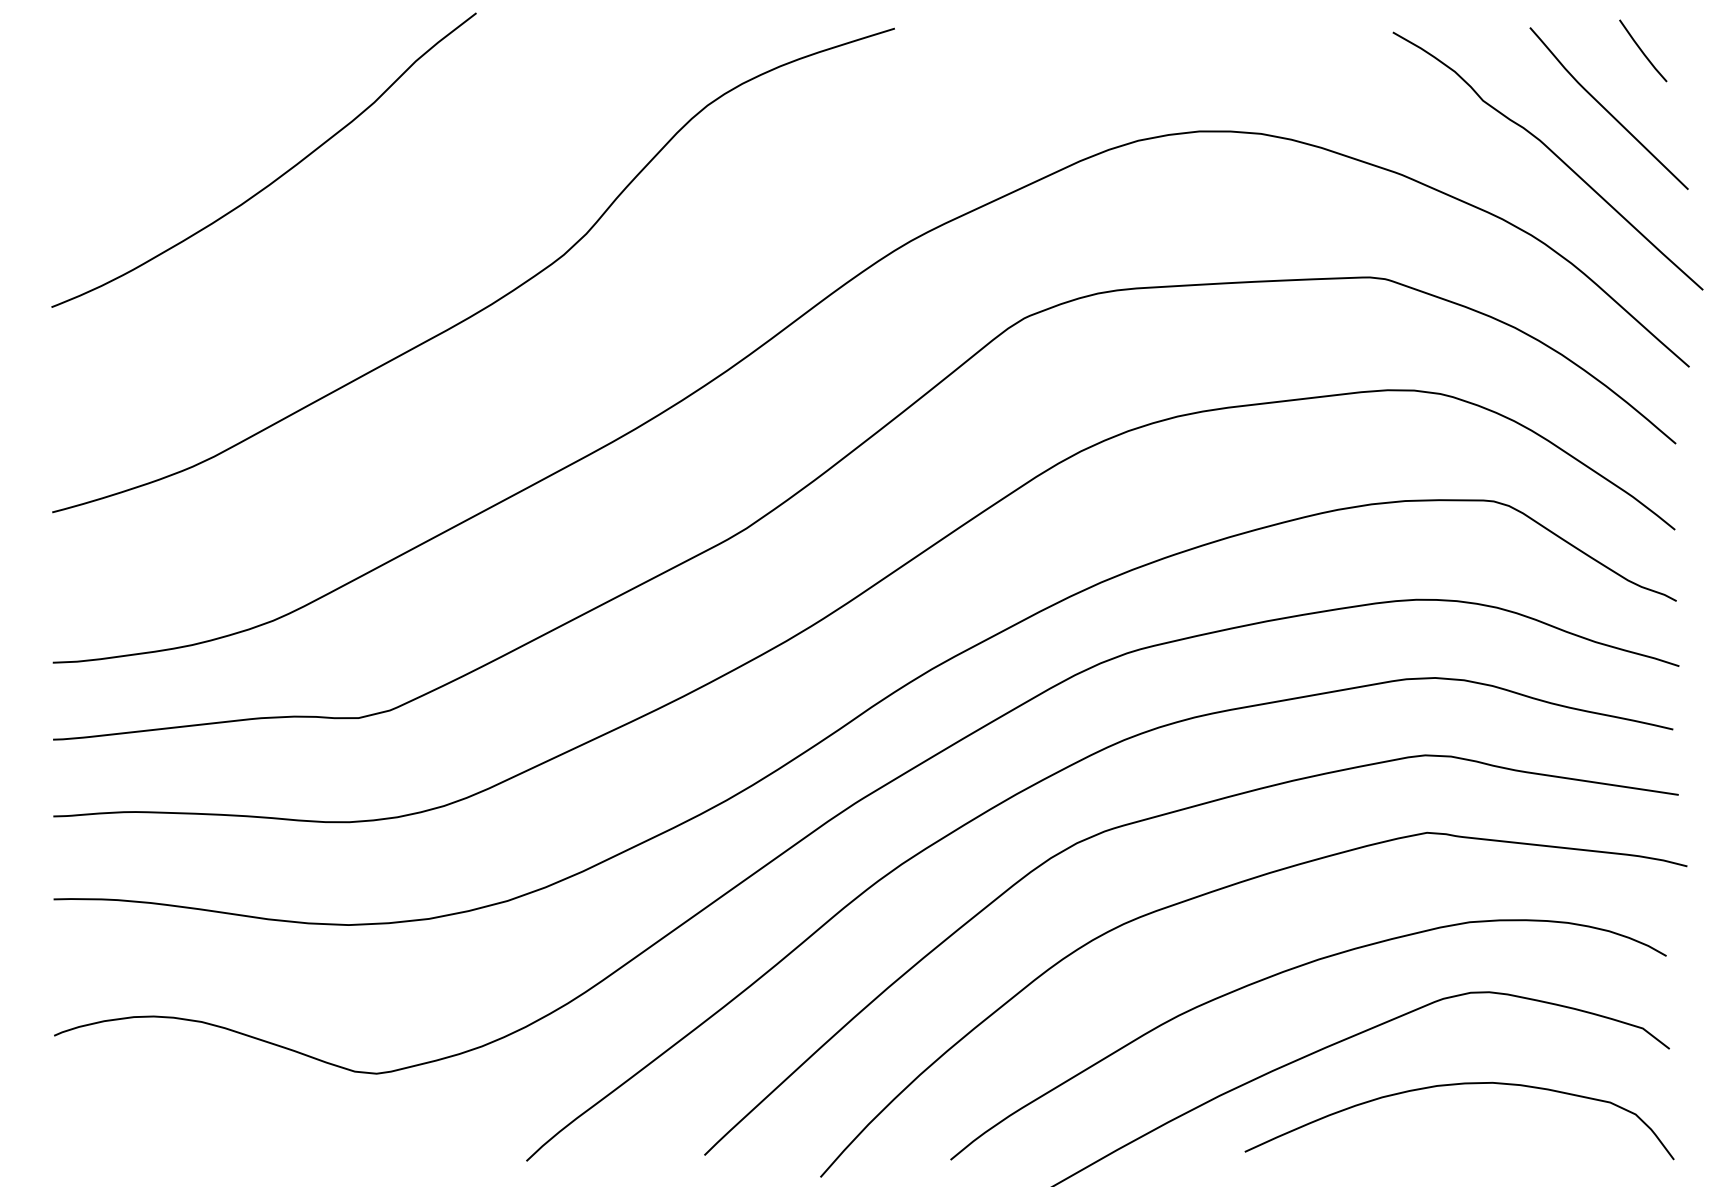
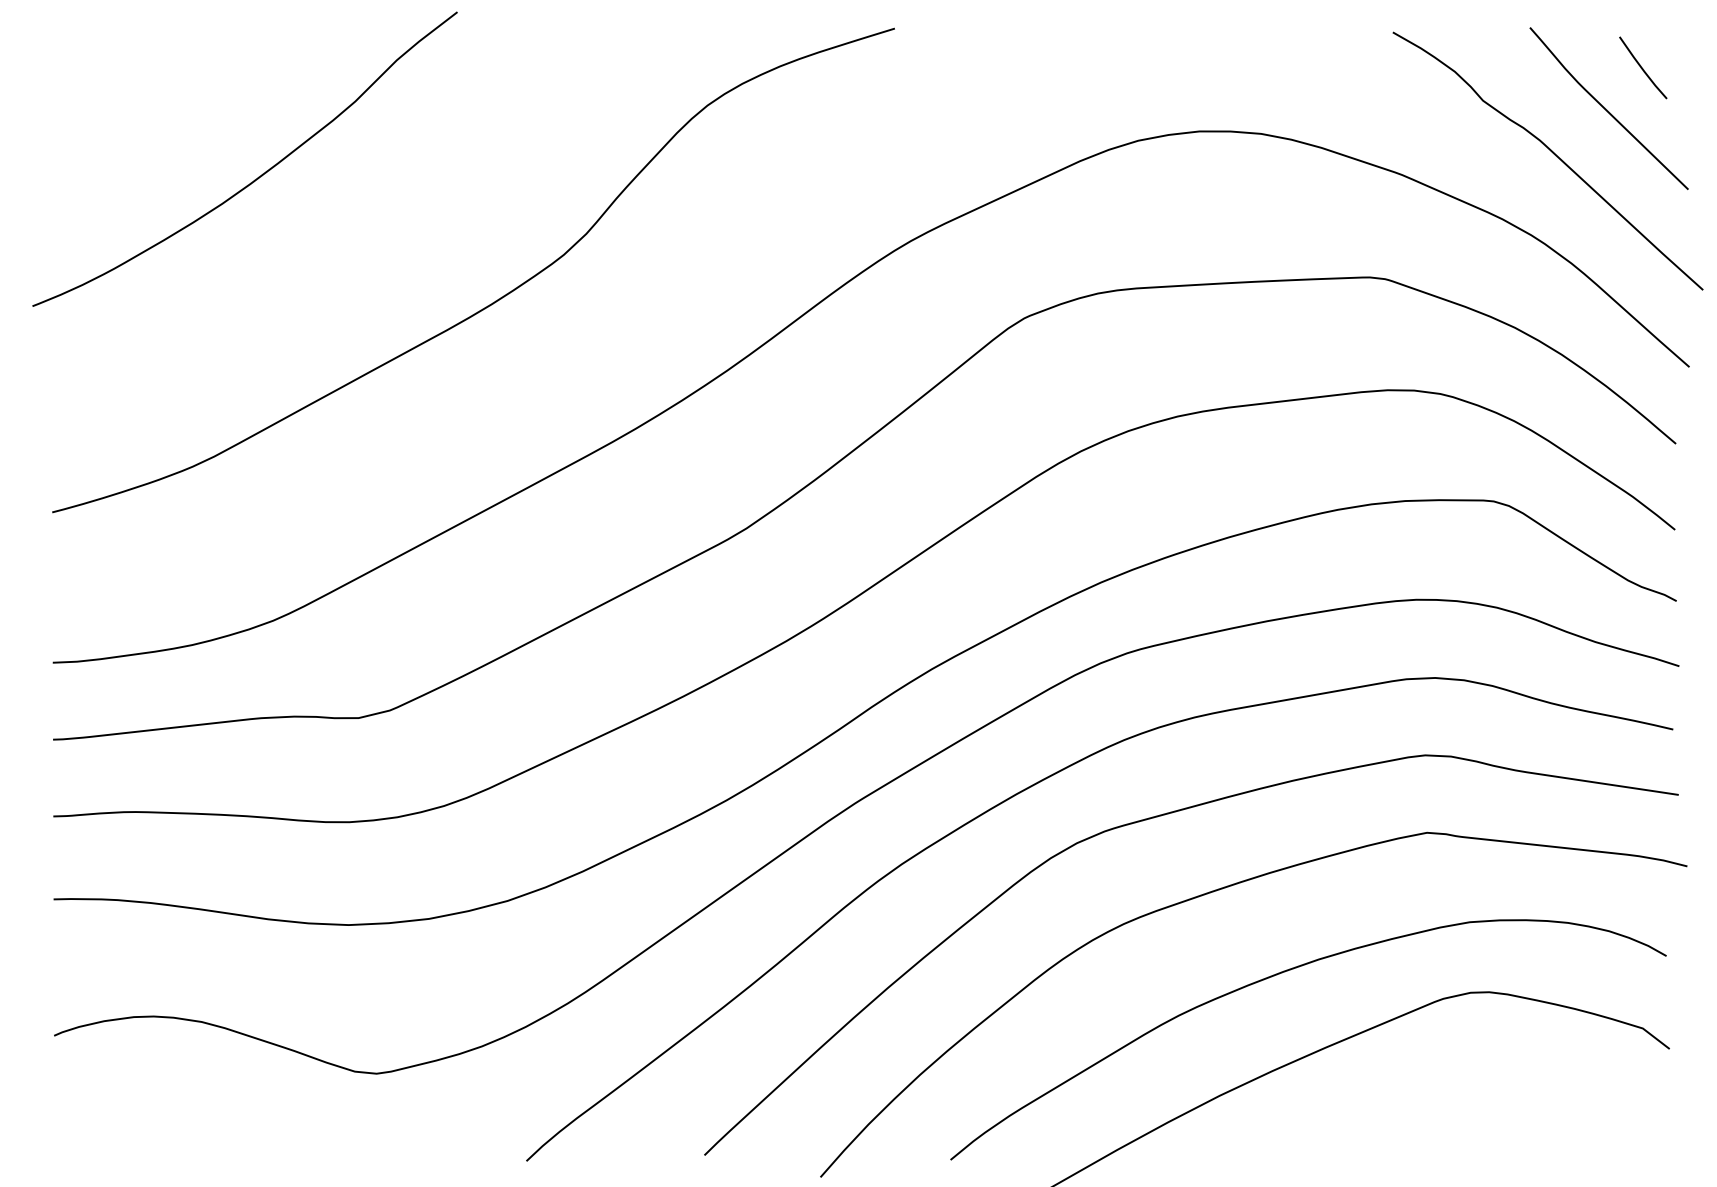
line position: (1642, 50) -> (1642, 67) (1642, 67)
curve position: (277, 177) -> (258, 176) (258, 176)
curve: present -> none (1456, 1085)
